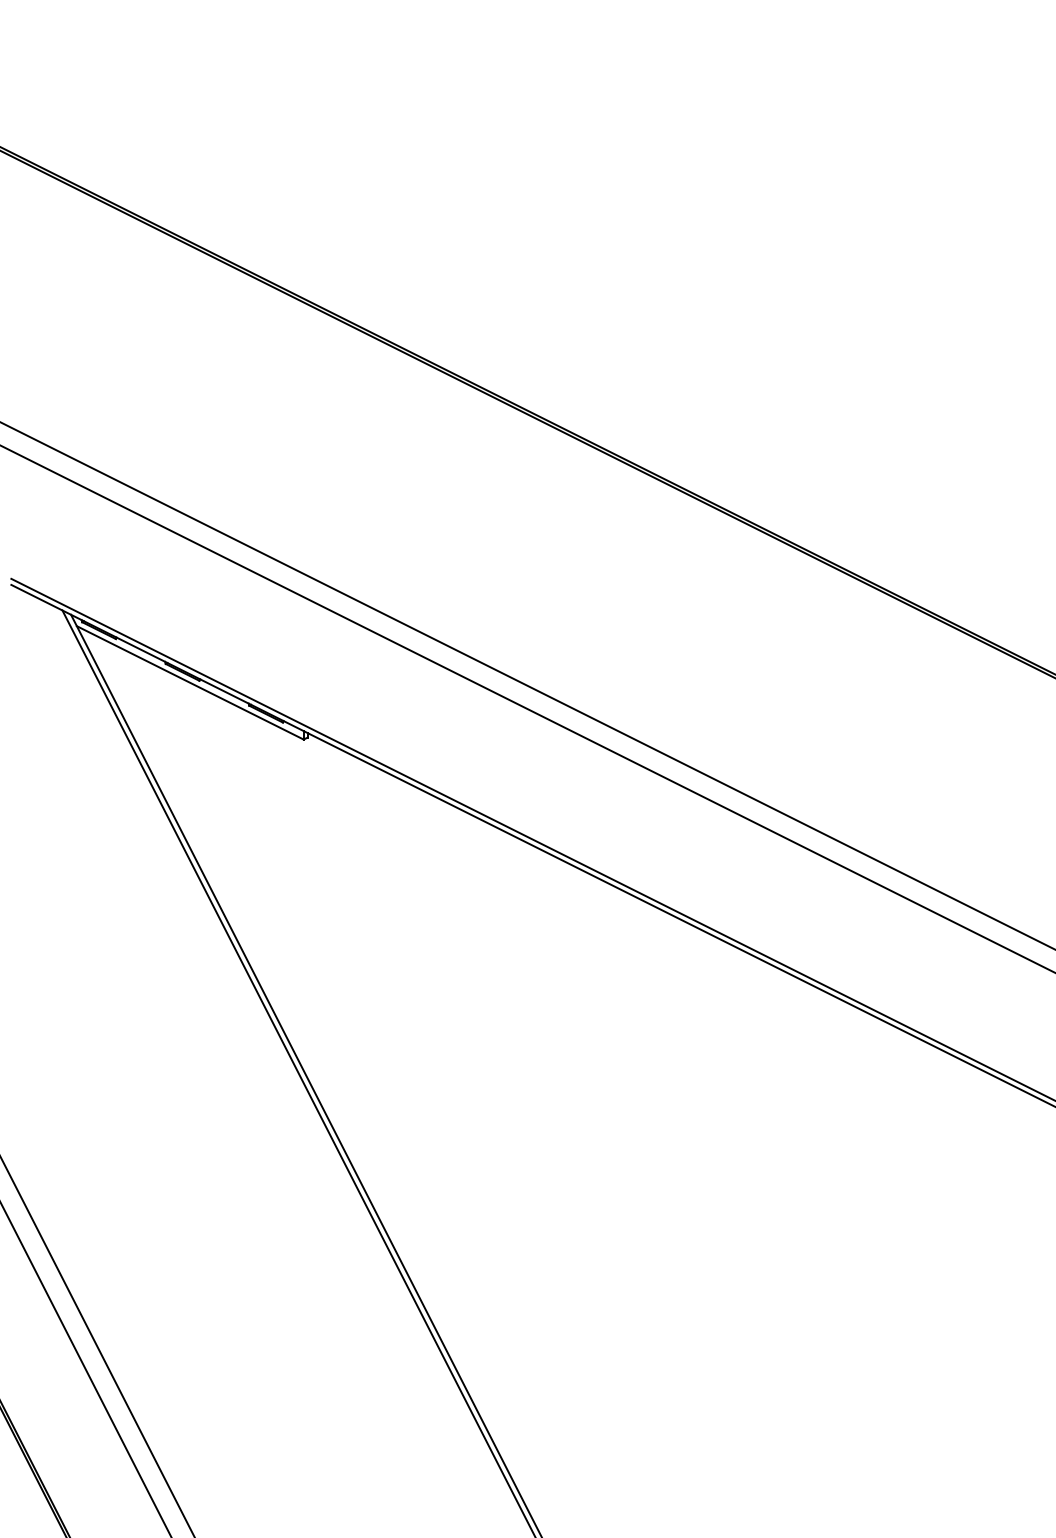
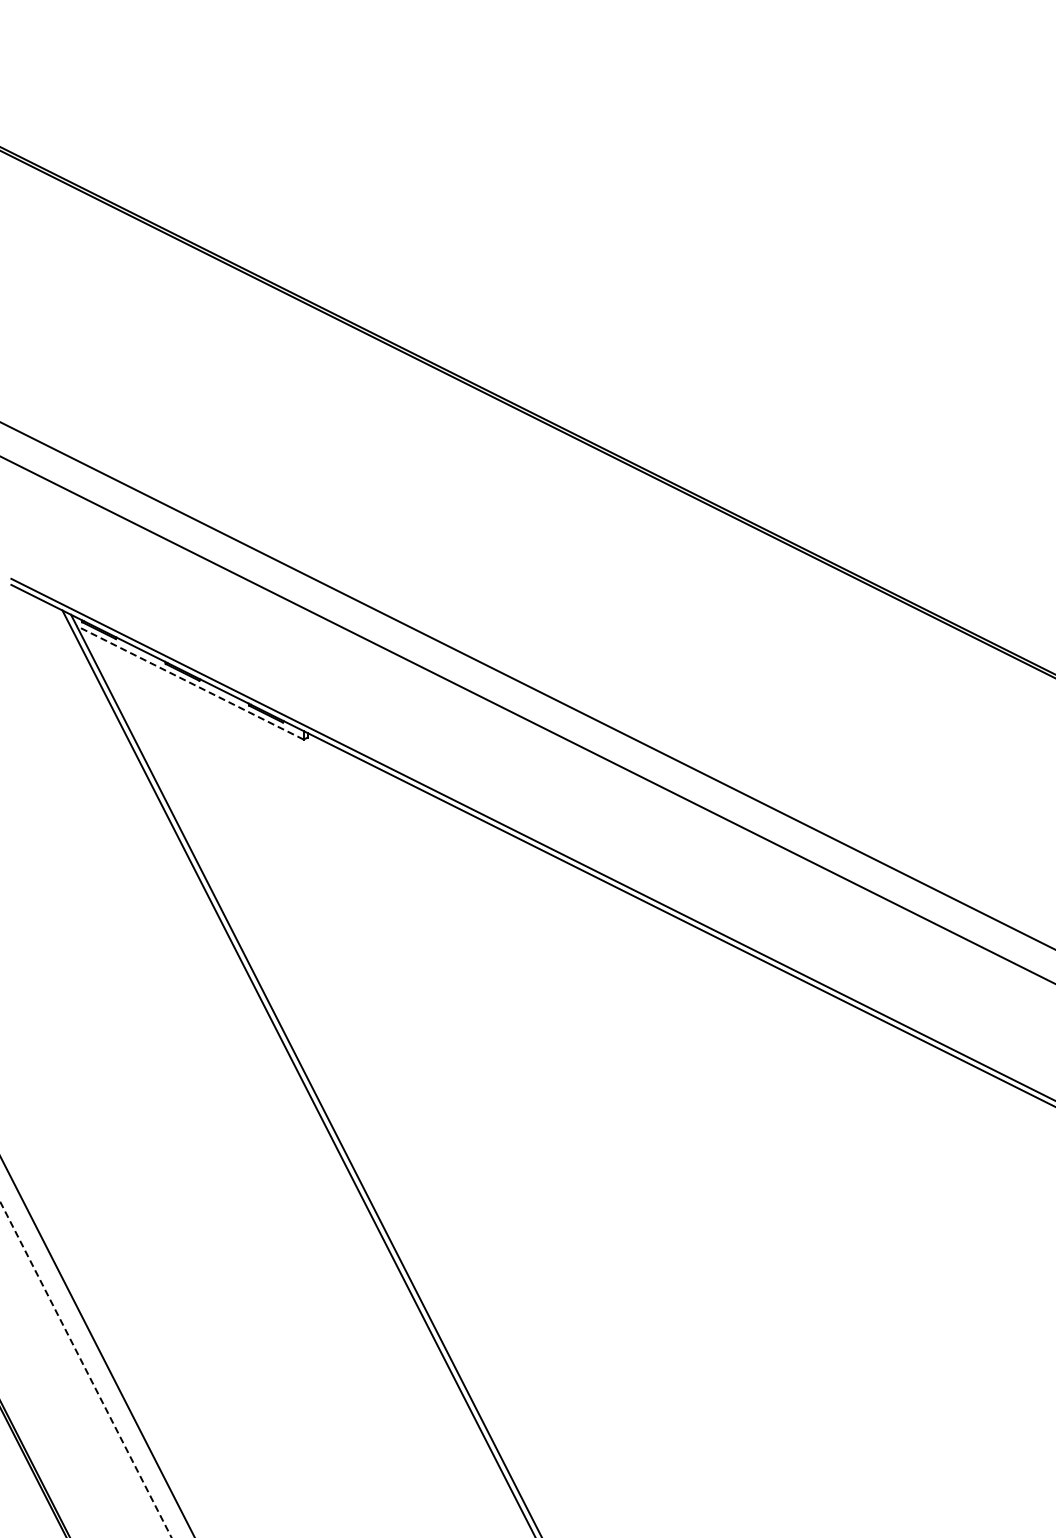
line: solid -> dashed (190, 682)
line position: (527, 708) -> (527, 719) (527, 719)
line: solid -> dashed (85, 1369)
